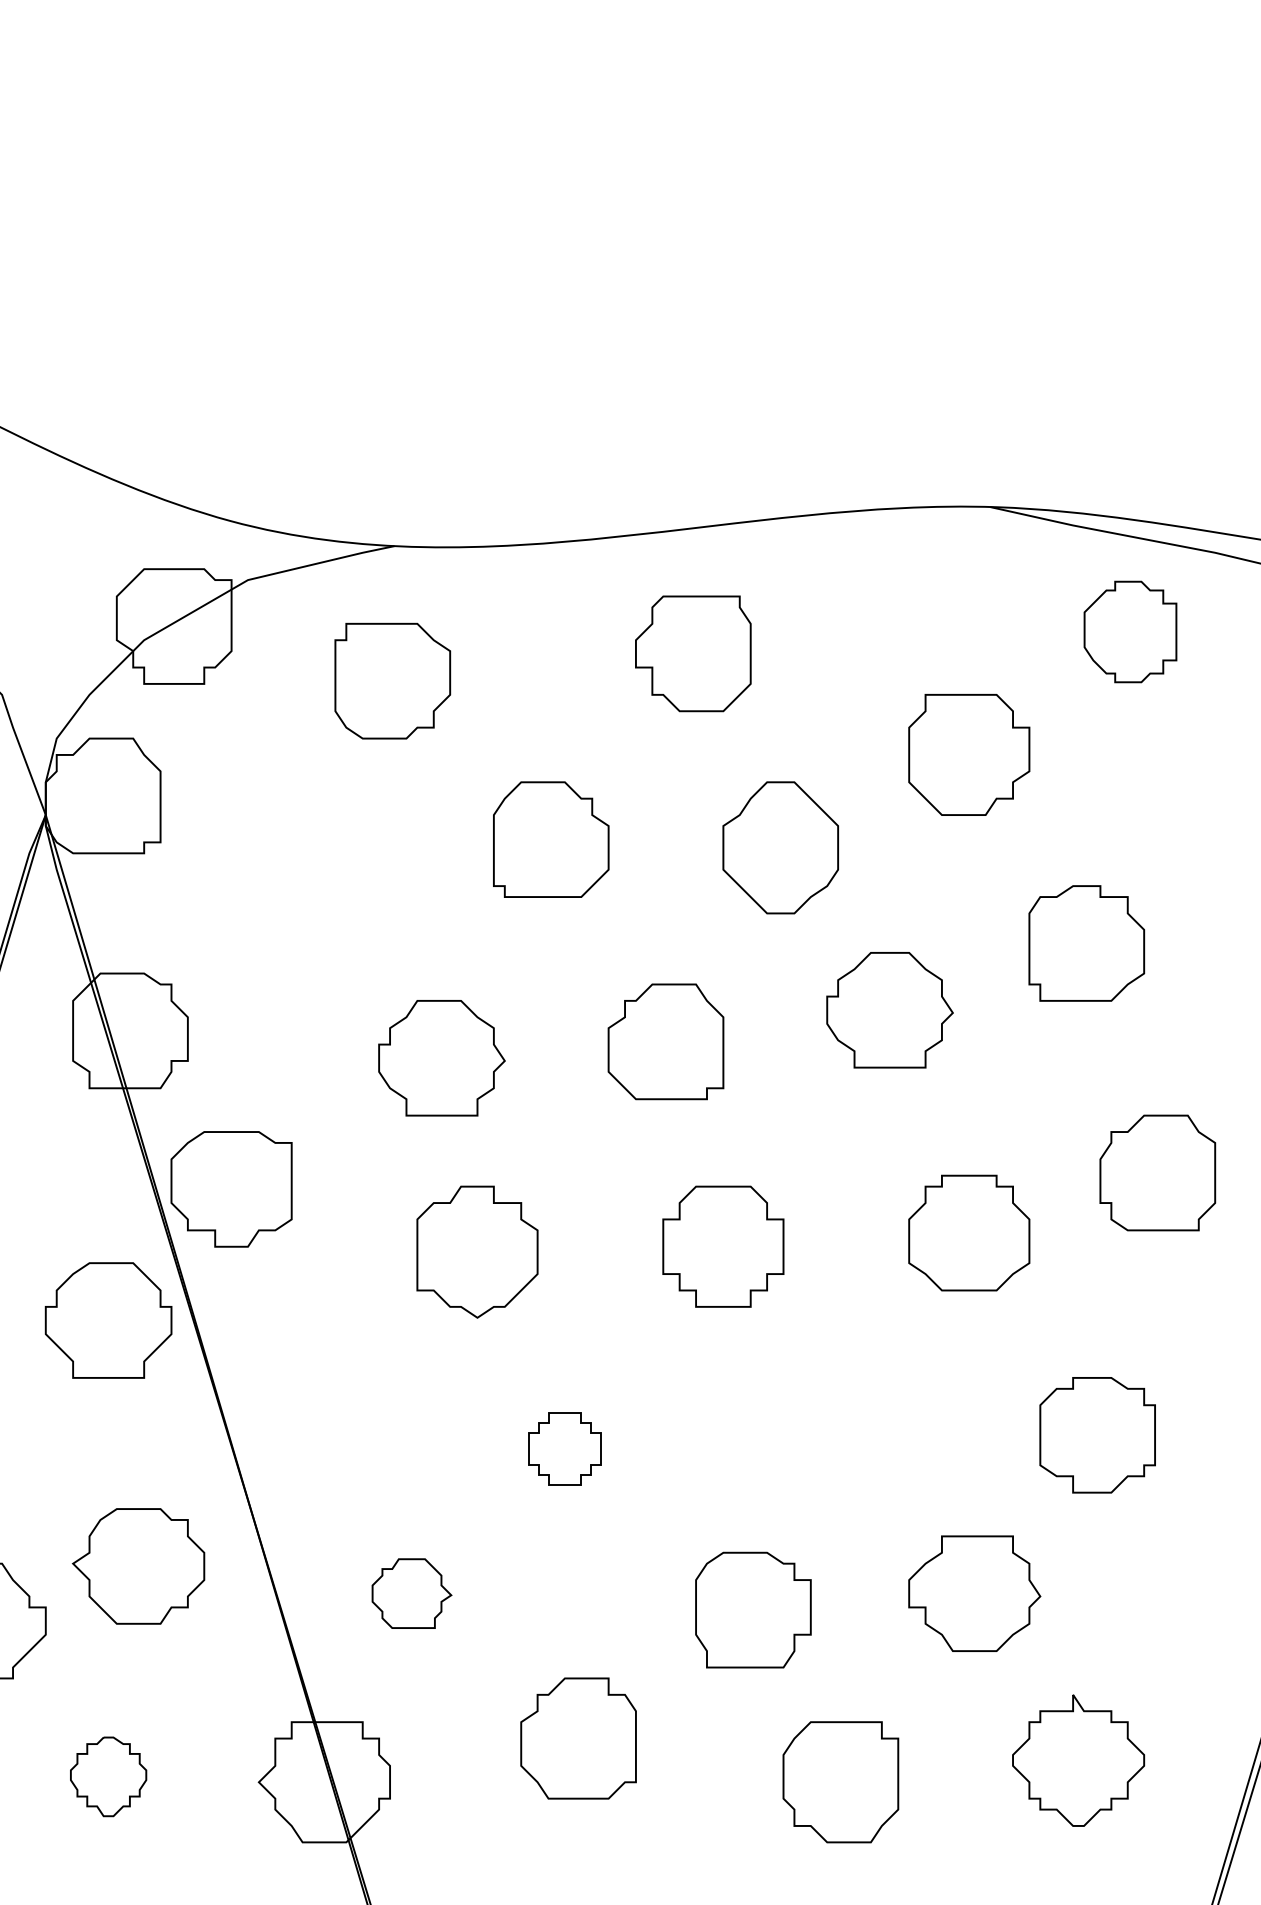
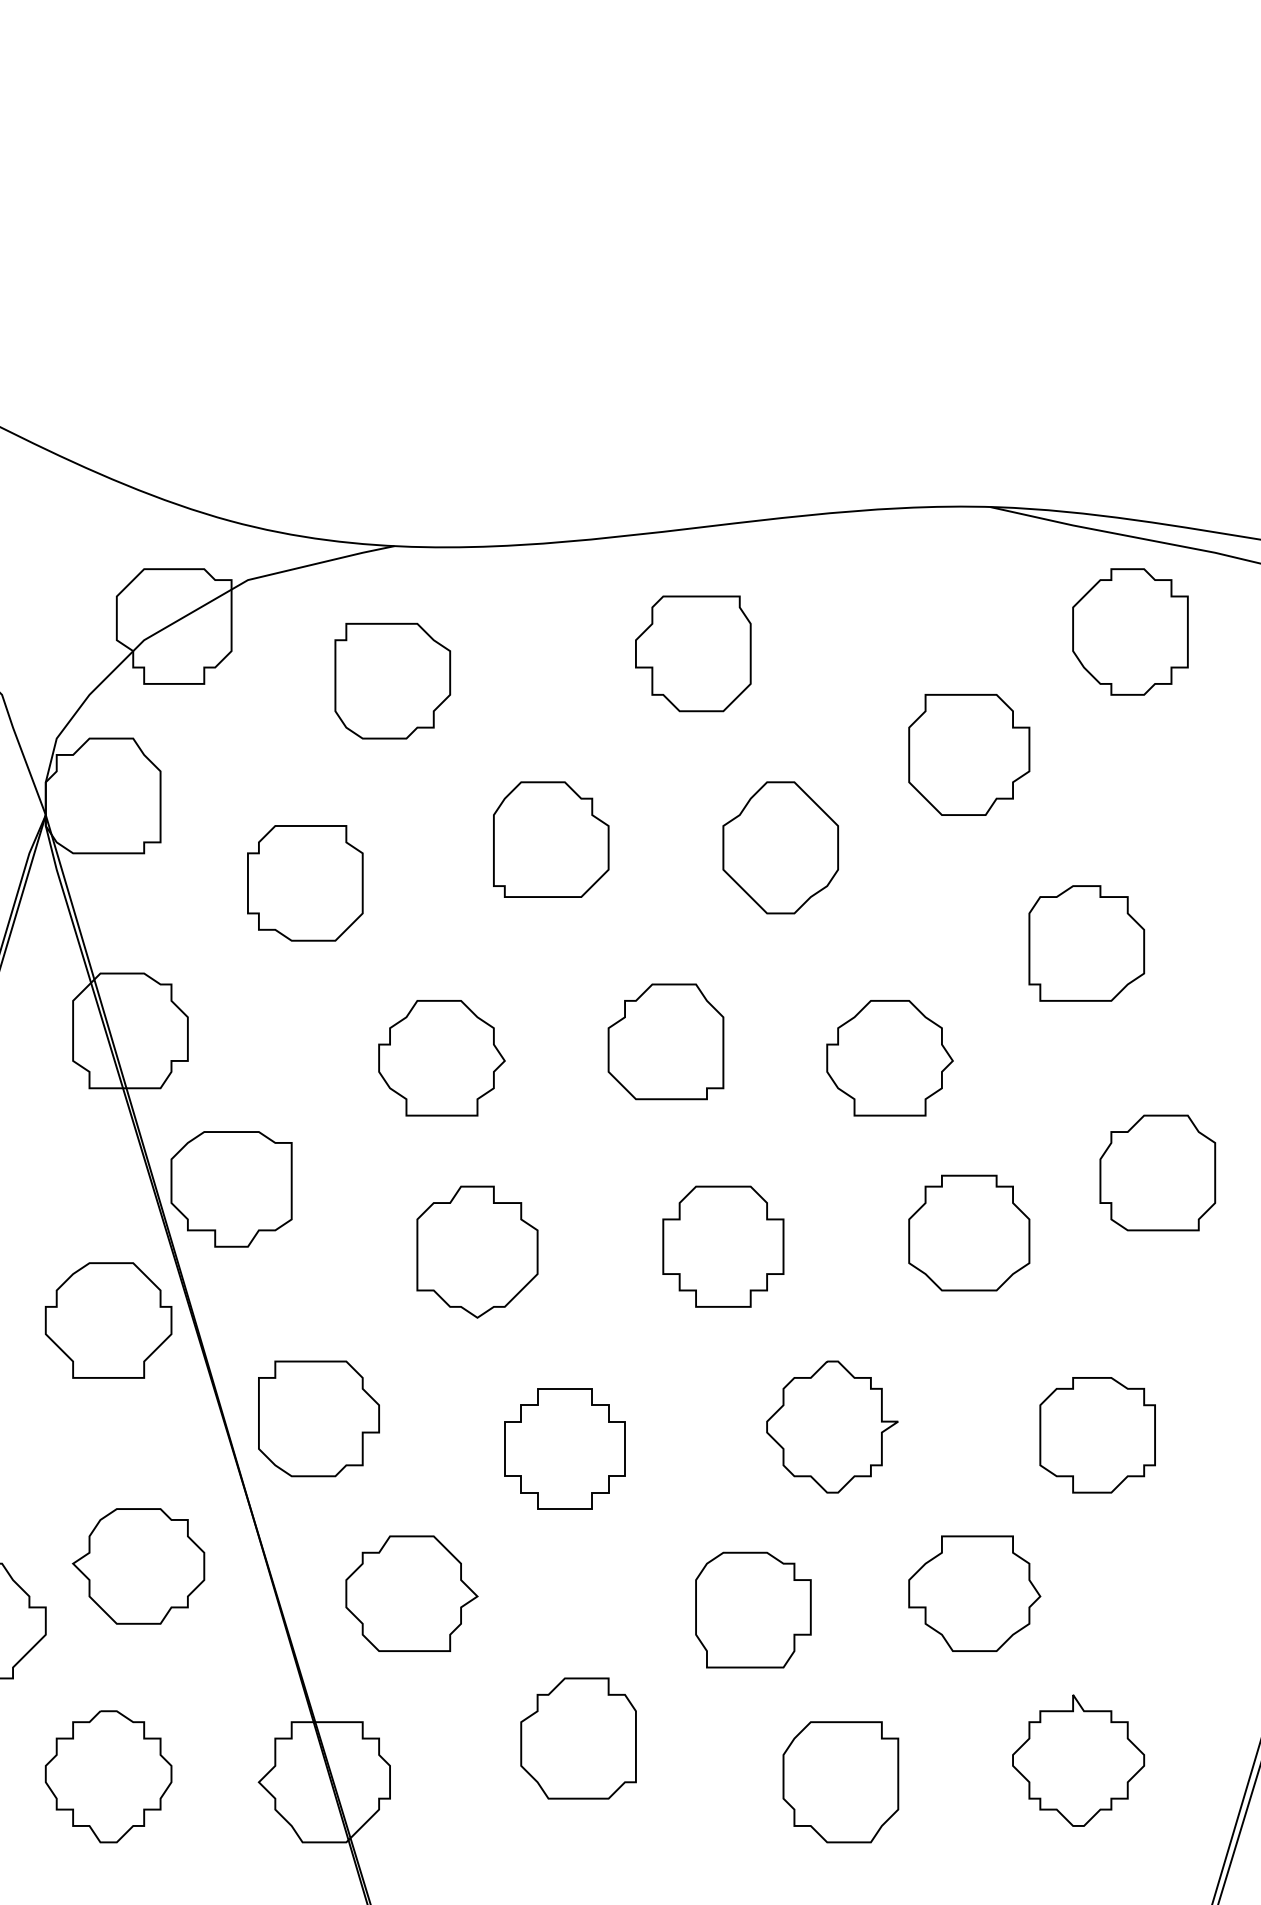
part size: 95x104 px -> 117x128 px (1130, 631)
part: none -> present (305, 883)
part position: (889, 1010) -> (889, 1058) (889, 1058)
part: none -> present (318, 1418)
part: none -> present (832, 1426)
part size: 74x74 px -> 122x122 px (564, 1448)
part size: 82x71 px -> 134x117 px (411, 1593)
part size: 78x82 px -> 129x134 px (108, 1776)
